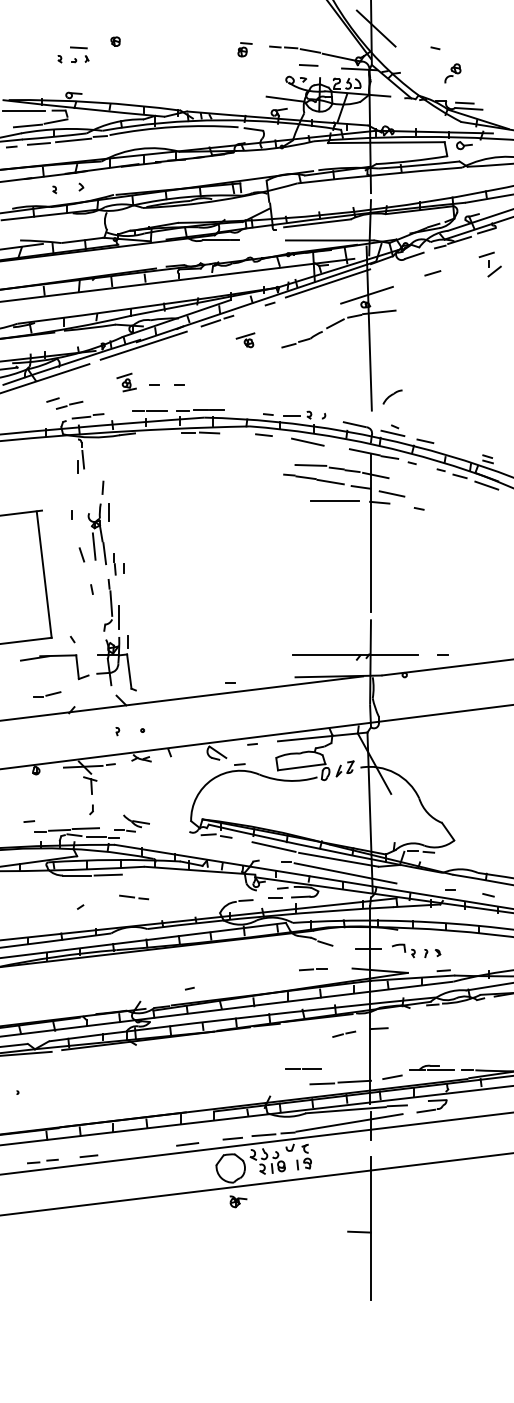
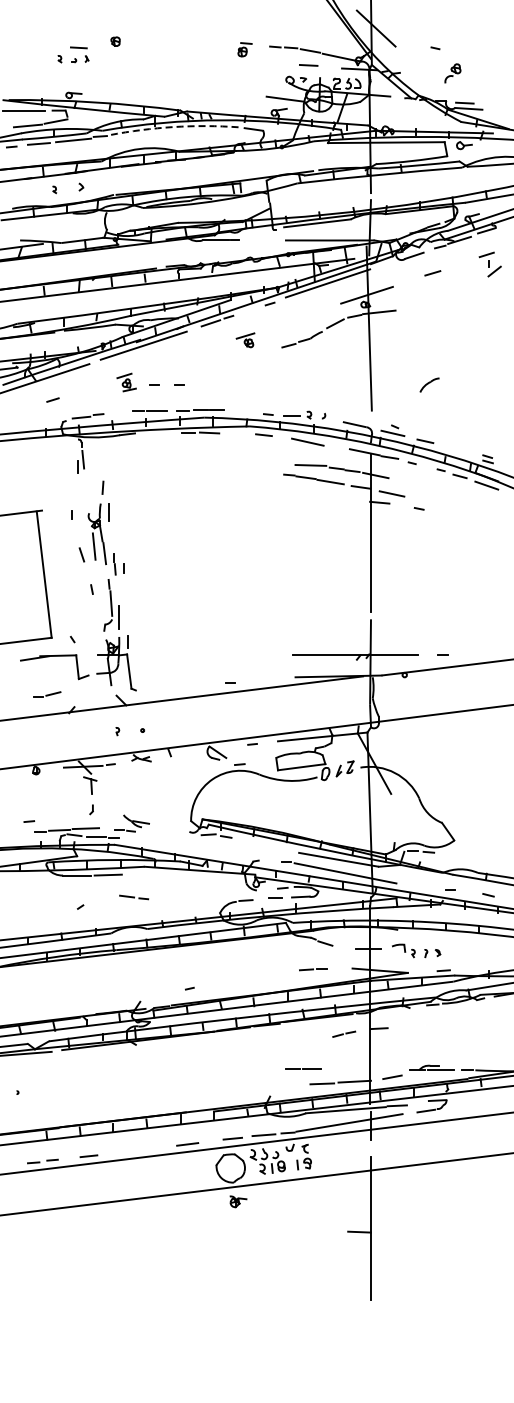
arc: solid -> dashed (173, 127)
part position: (392, 396) -> (429, 384) (429, 384)
line: present -> none (69, 404)
line: present -> none (334, 500)
line: present -> none (273, 846)
